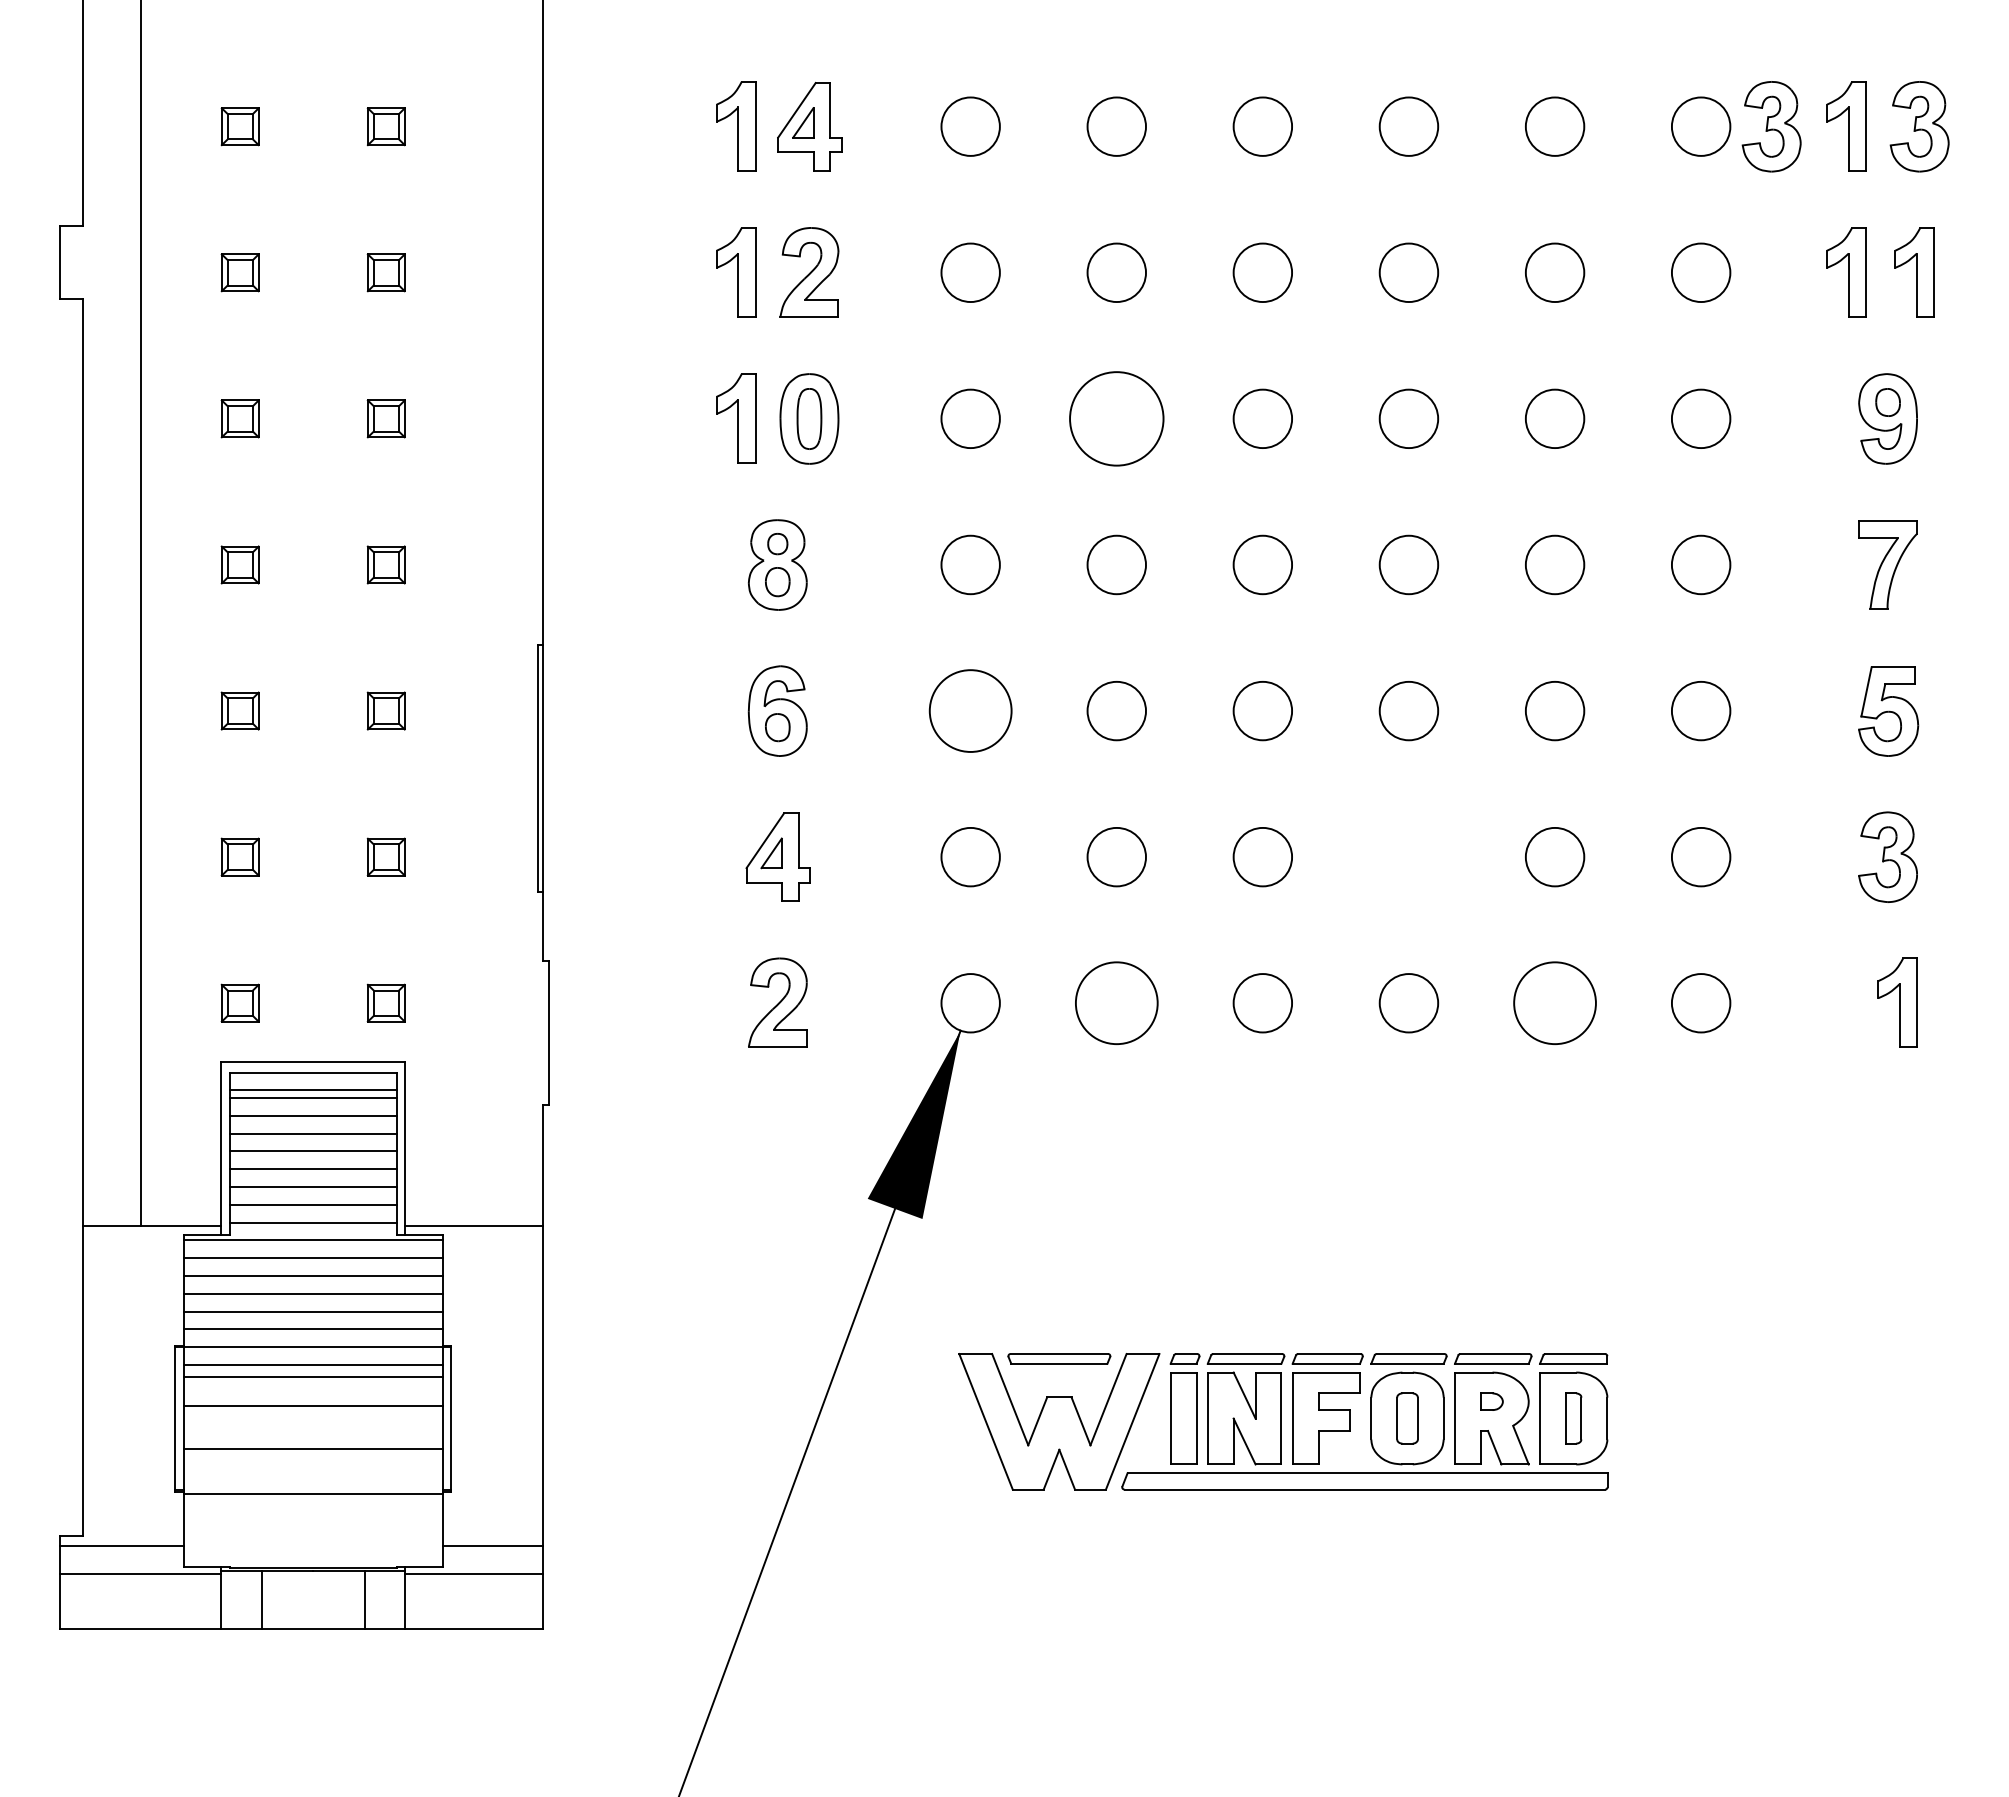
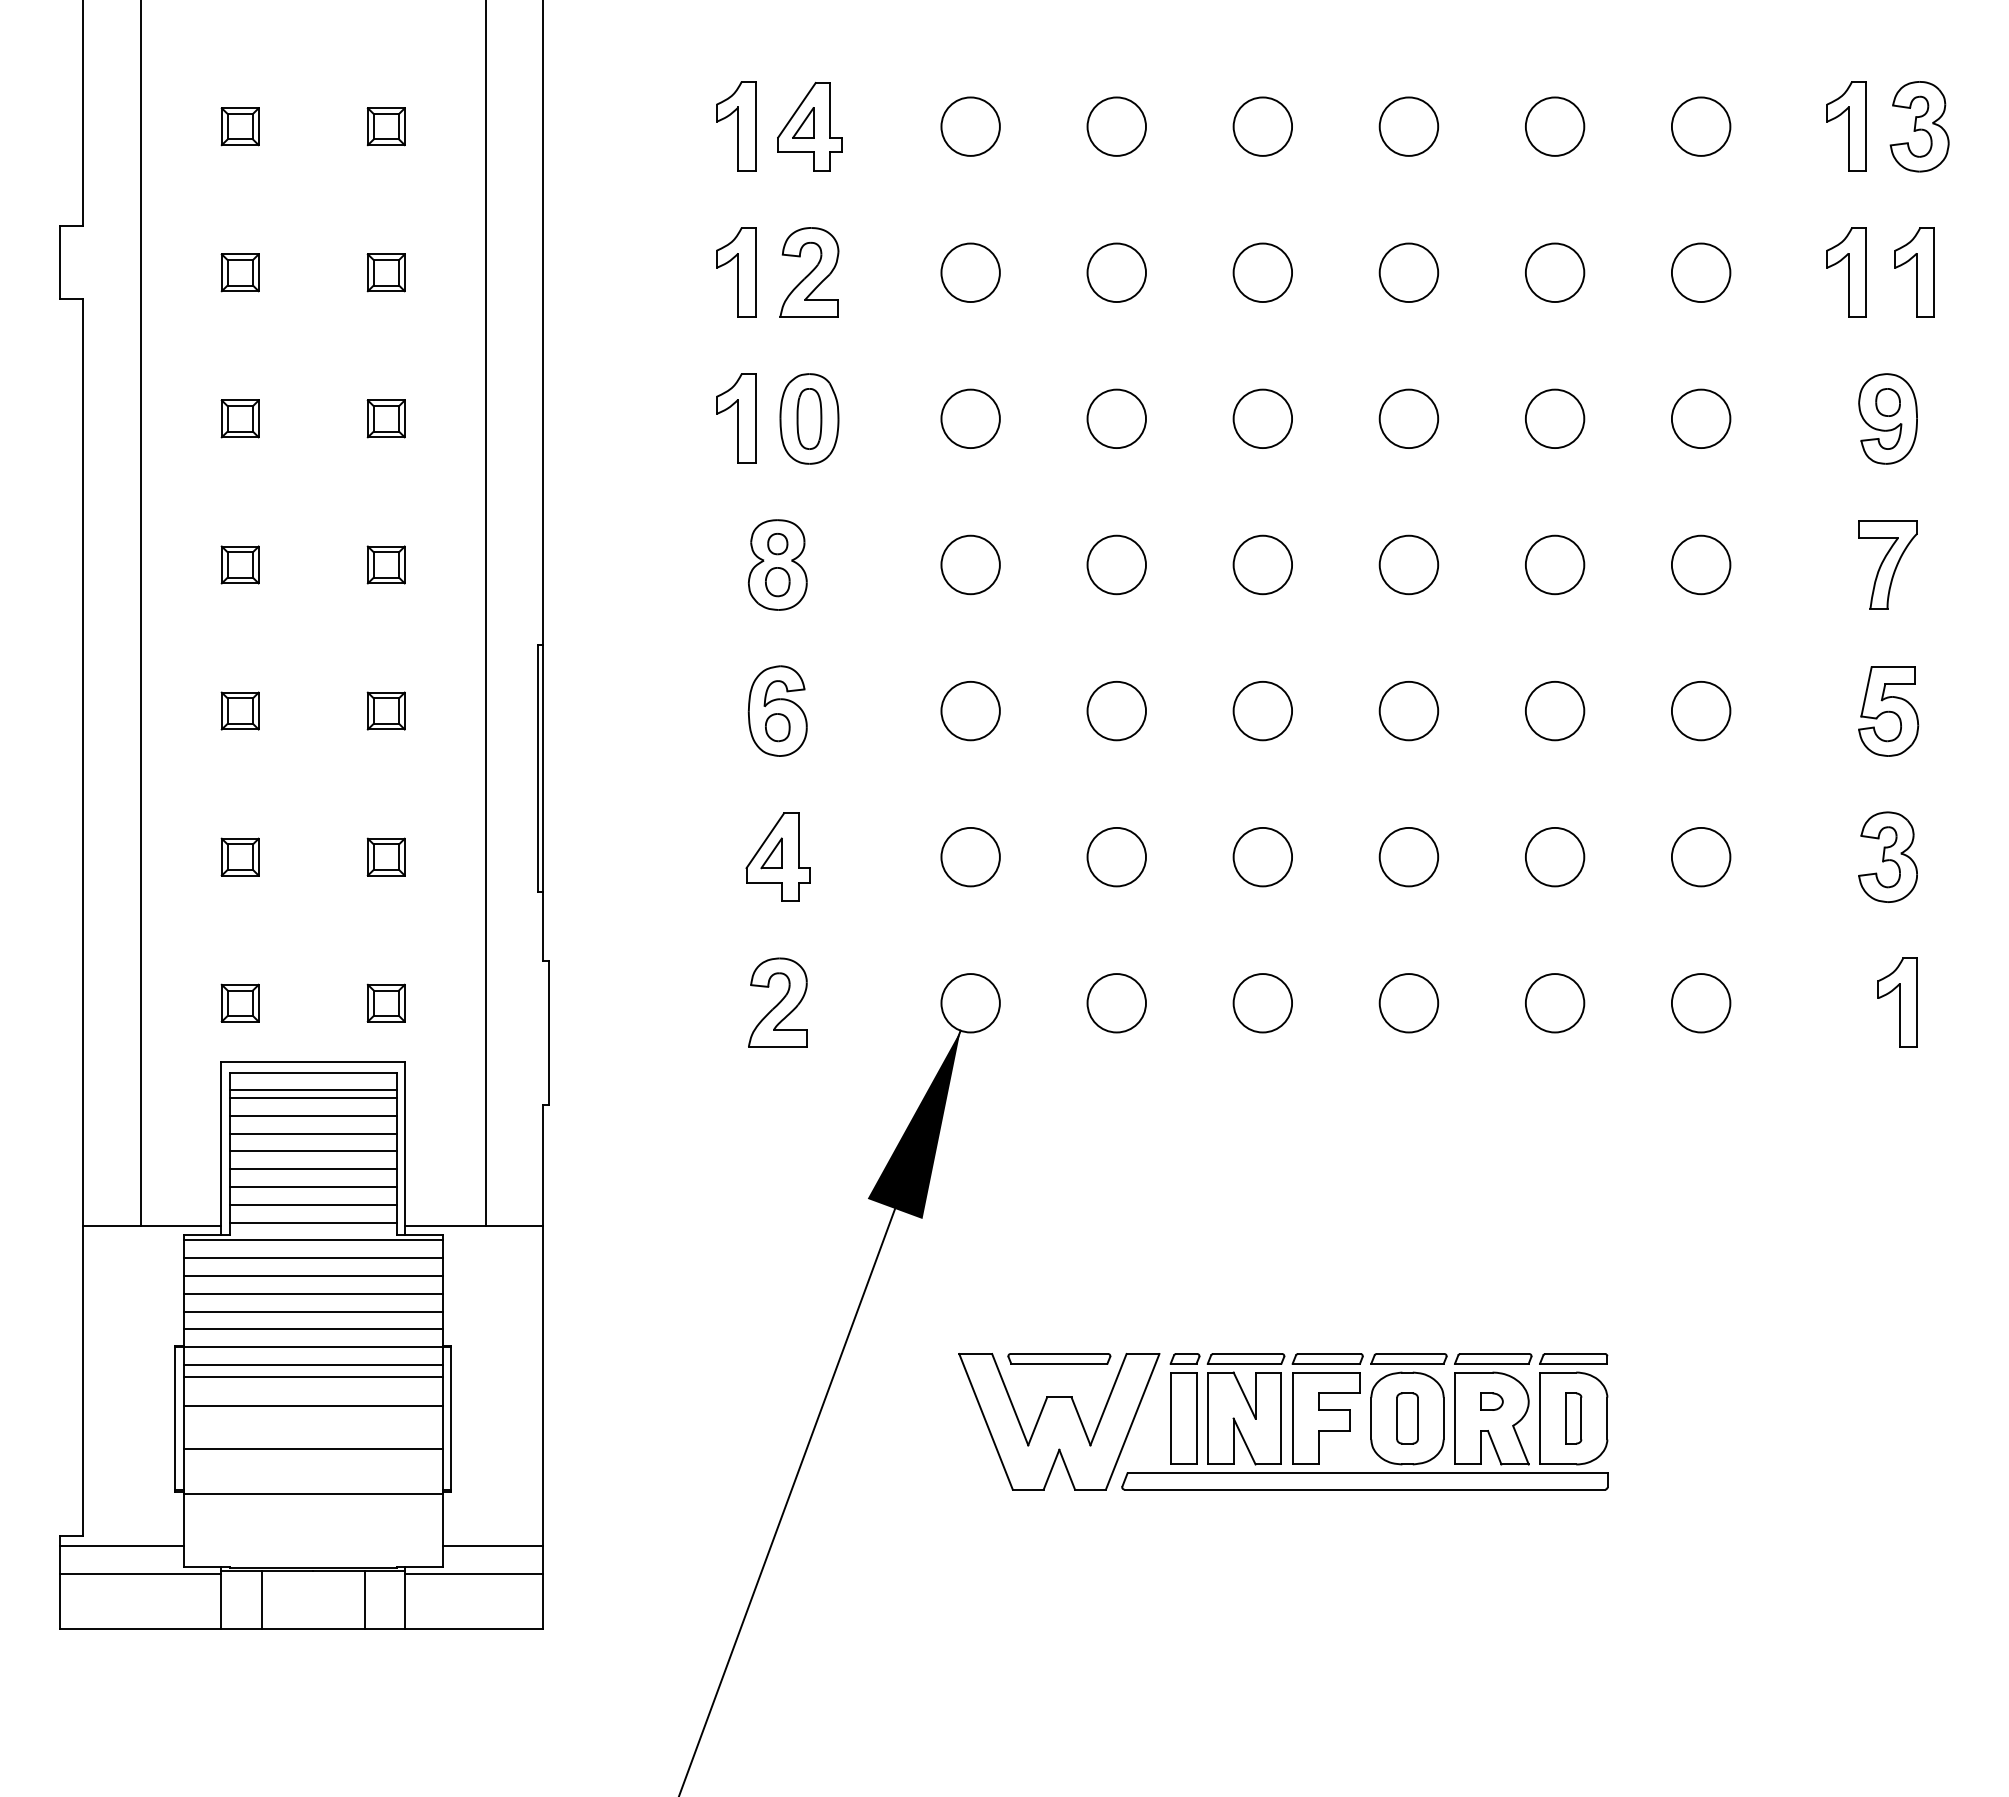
part: present -> none (1771, 126)
circle diameter: 93 px -> 58 px (1116, 418)
line: none -> present (485, 613)
circle diameter: 82 px -> 58 px (970, 710)
circle: none -> present (1408, 857)
circle diameter: 82 px -> 58 px (1116, 1003)
circle diameter: 82 px -> 58 px (1554, 1003)
